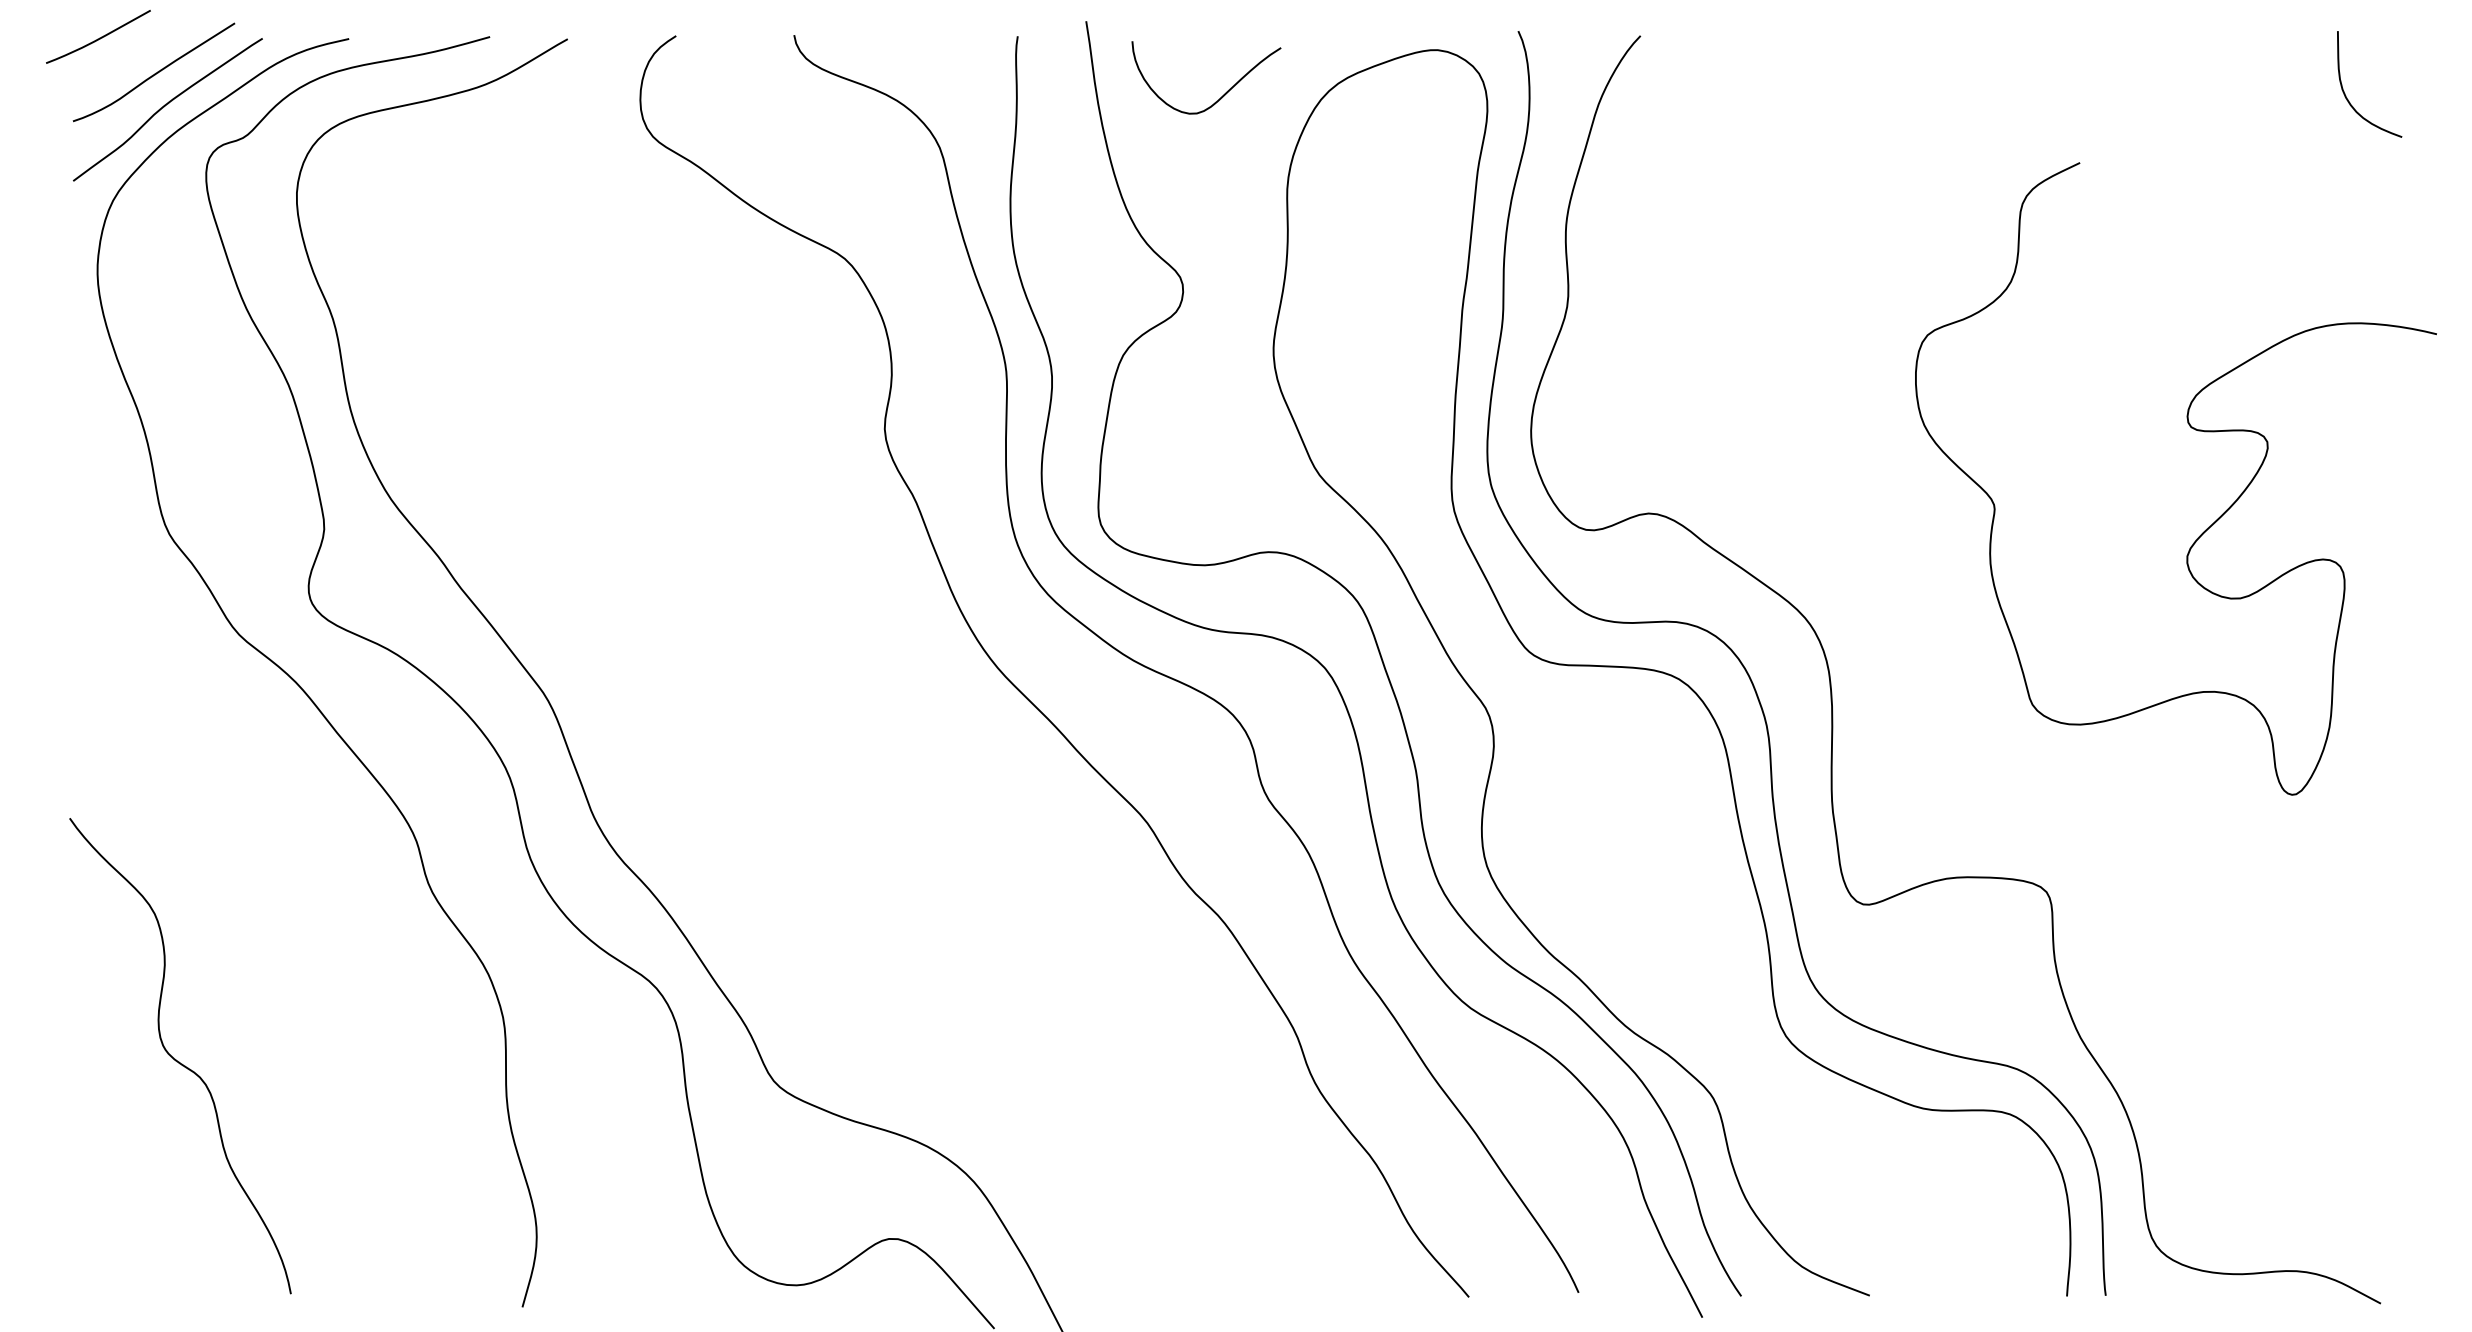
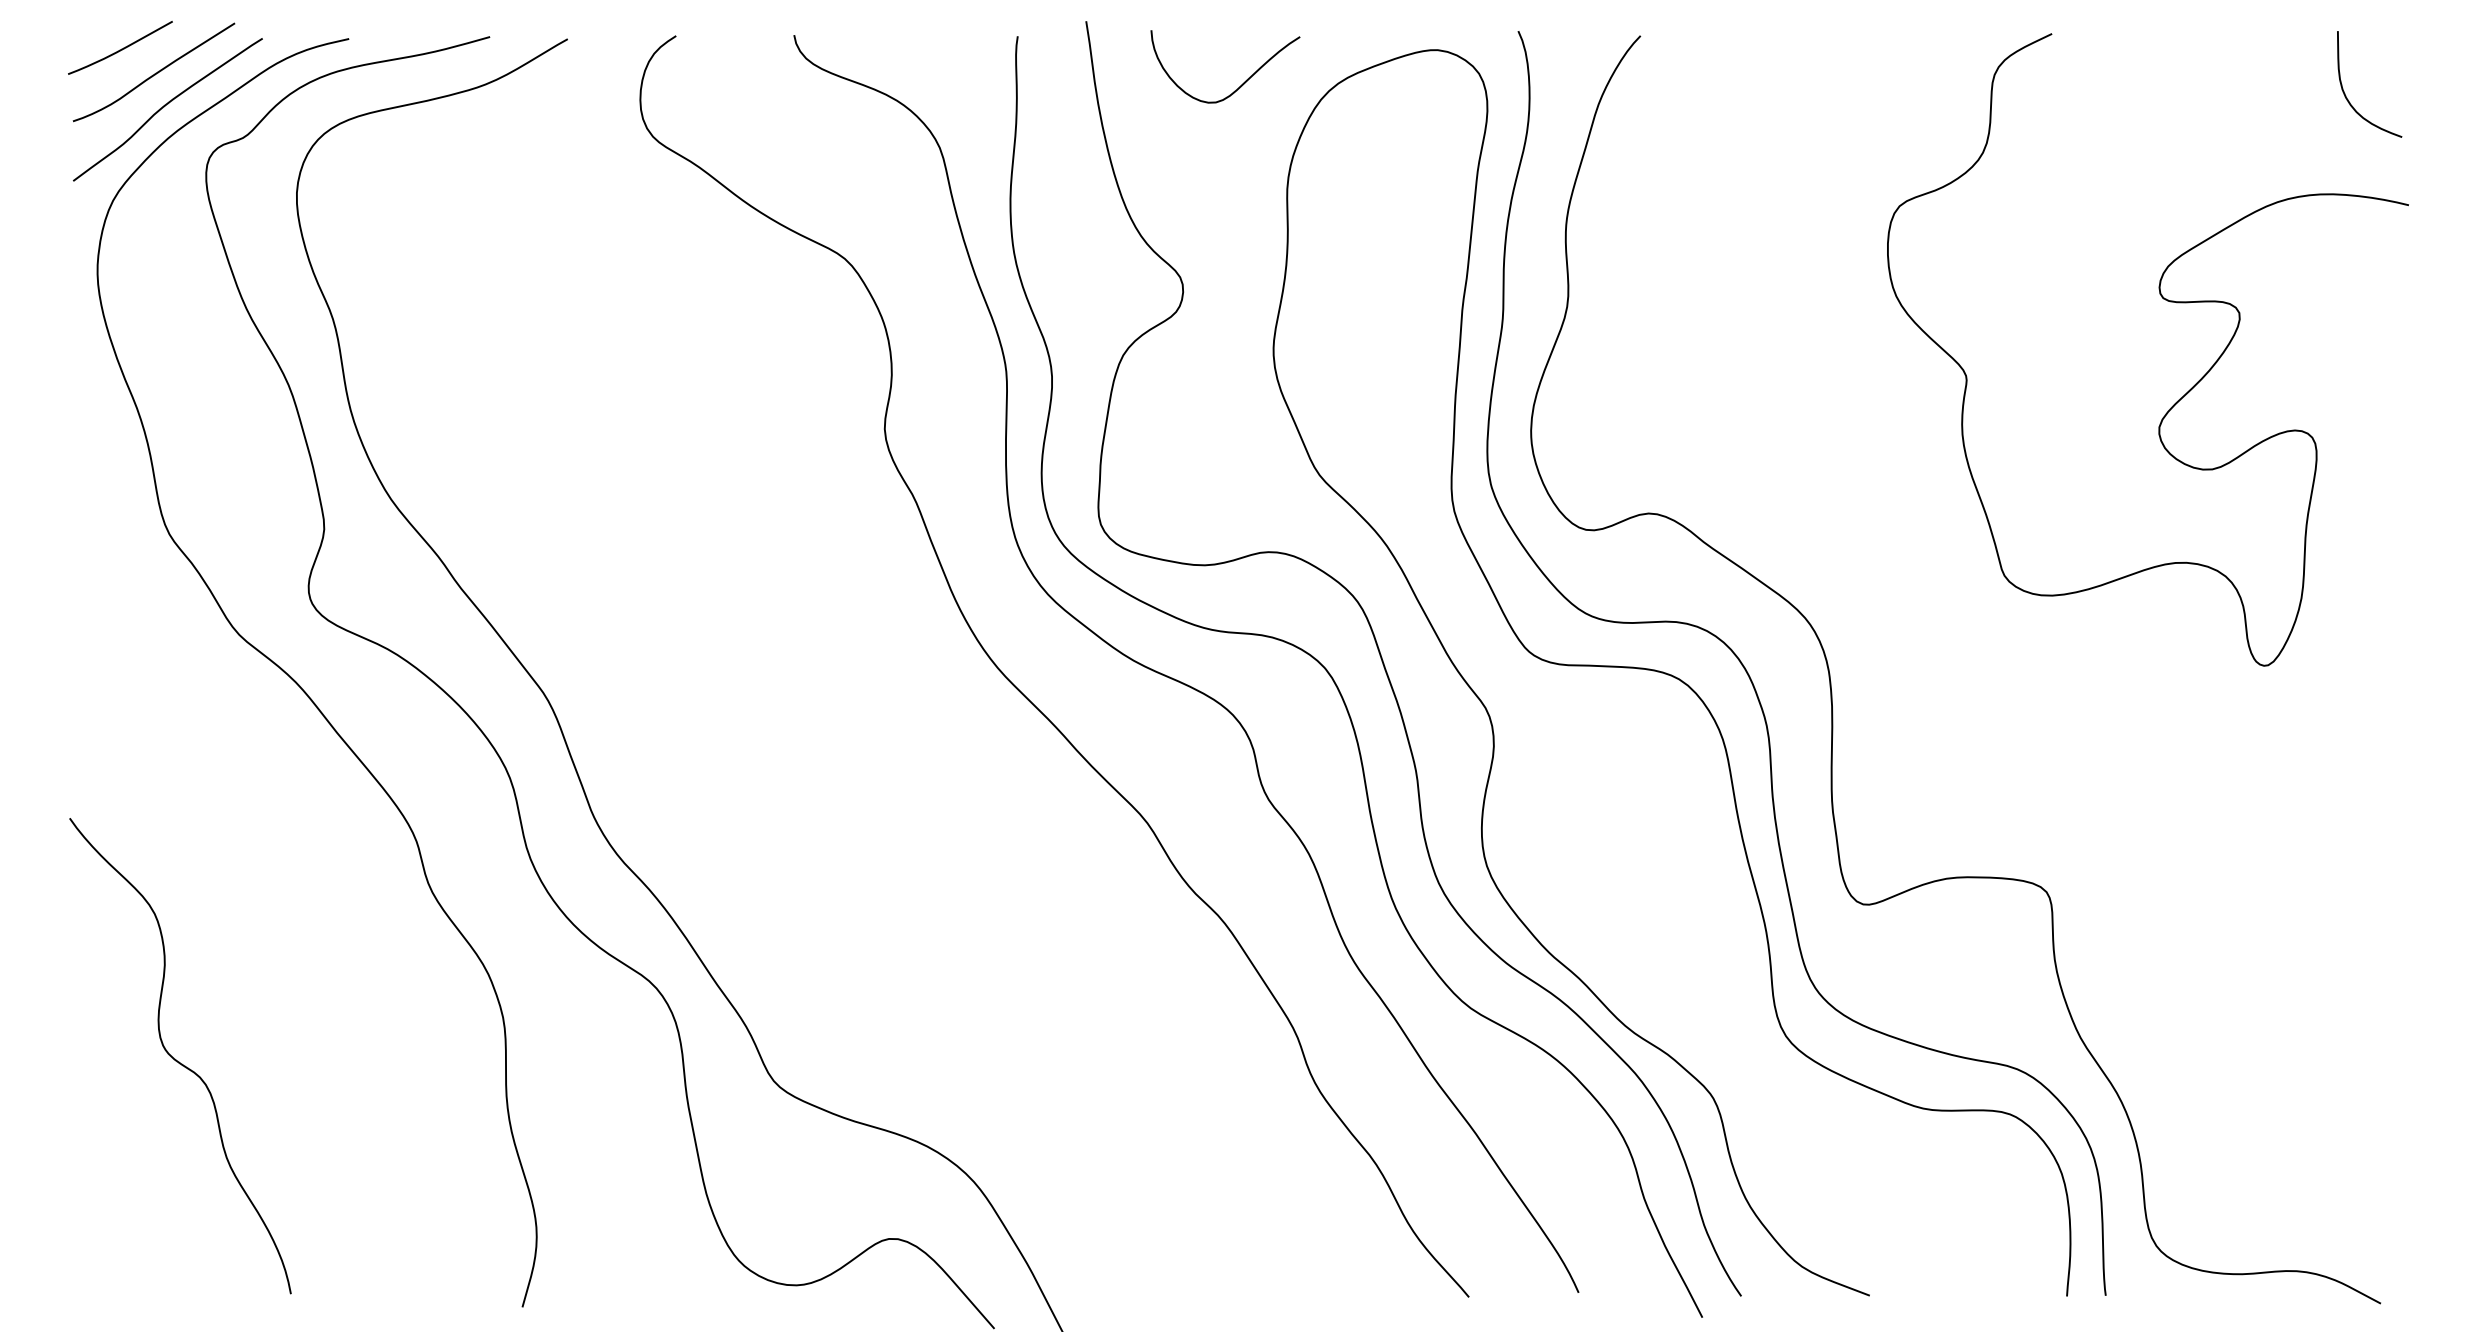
curve position: (99, 37) -> (121, 48) (121, 48)
curve position: (1223, 94) -> (1242, 83) (1242, 83)
curve position: (2195, 430) -> (2167, 301) (2167, 301)
